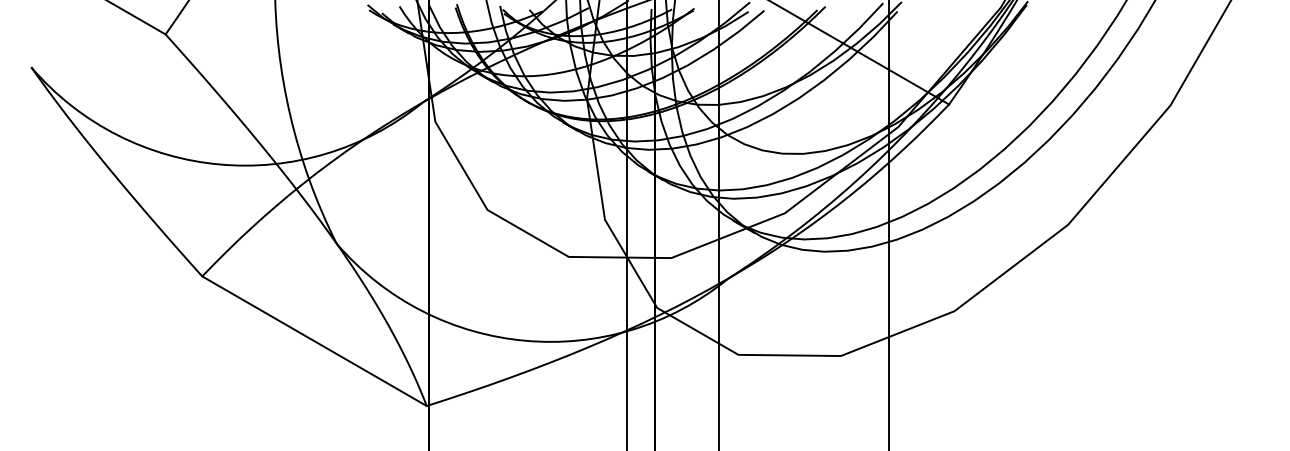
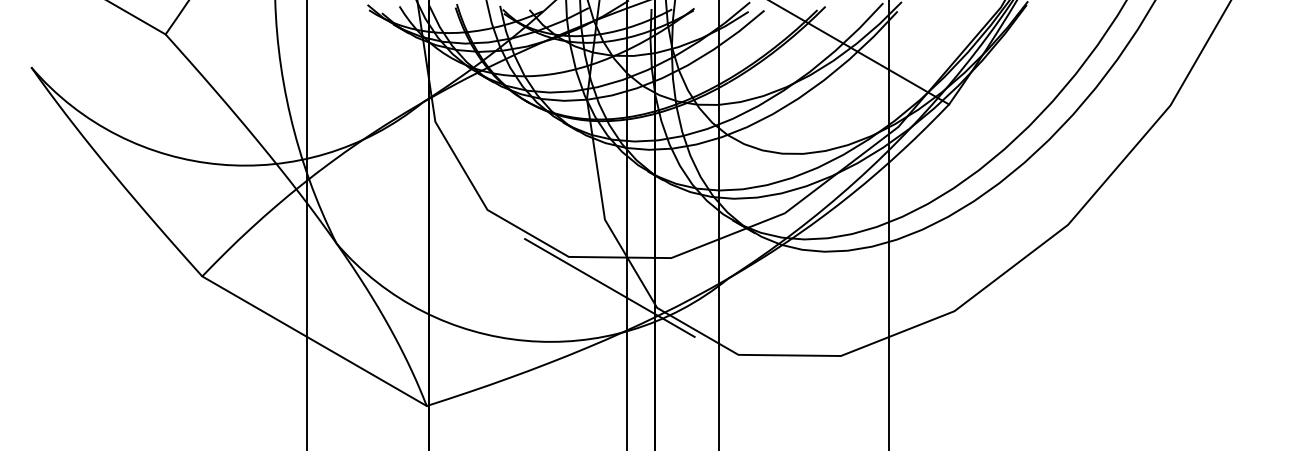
line: none -> present (307, 224)
line: none -> present (609, 287)
